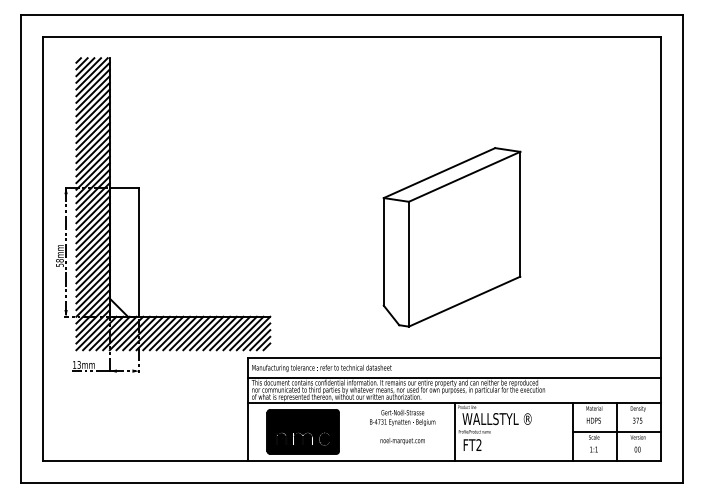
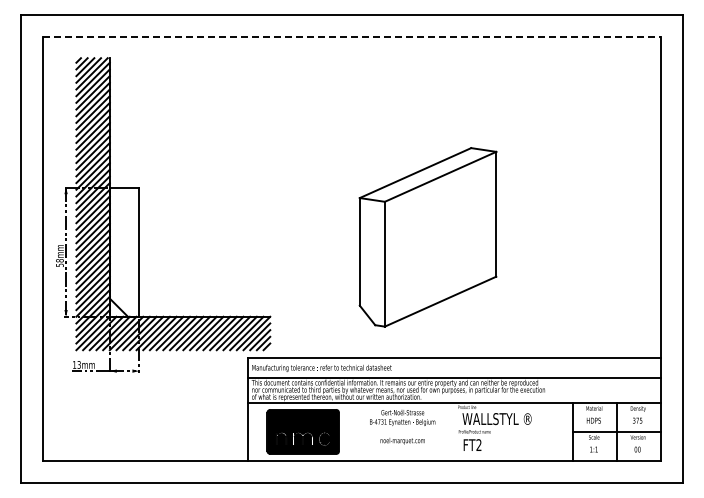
line: solid -> dashed (352, 37)
part position: (451, 237) -> (427, 237) (427, 237)
line: present -> none (454, 431)
